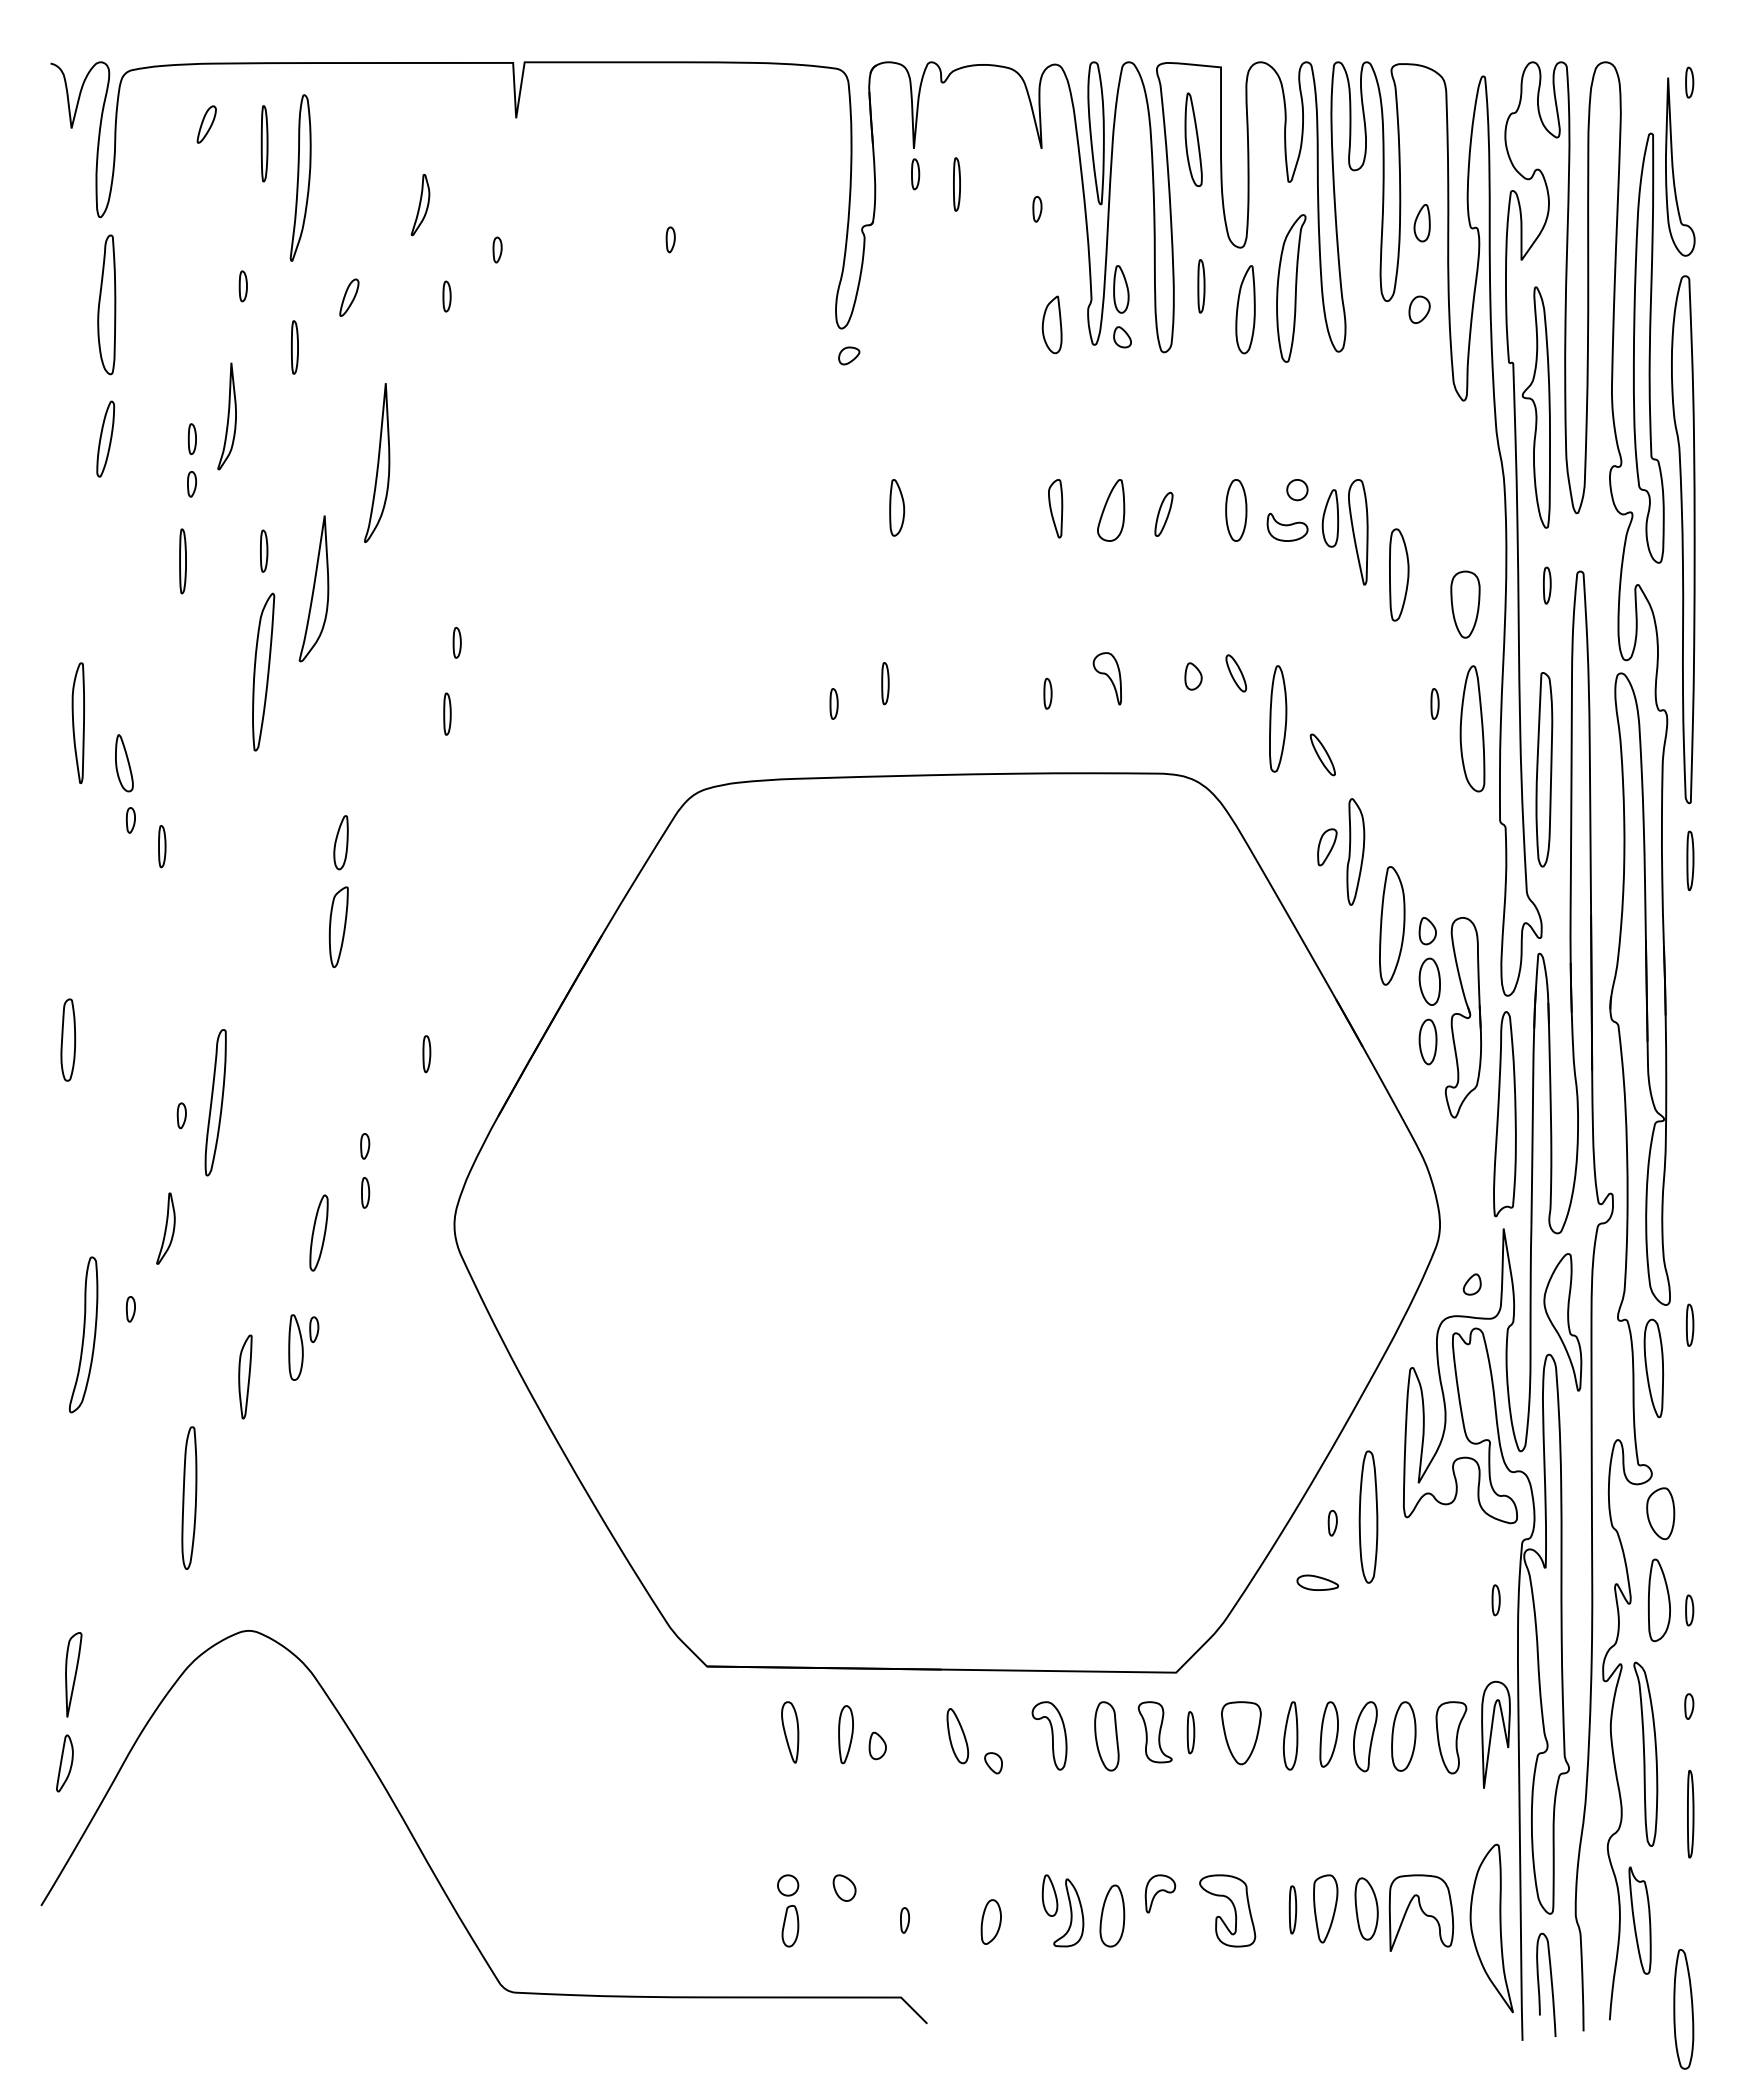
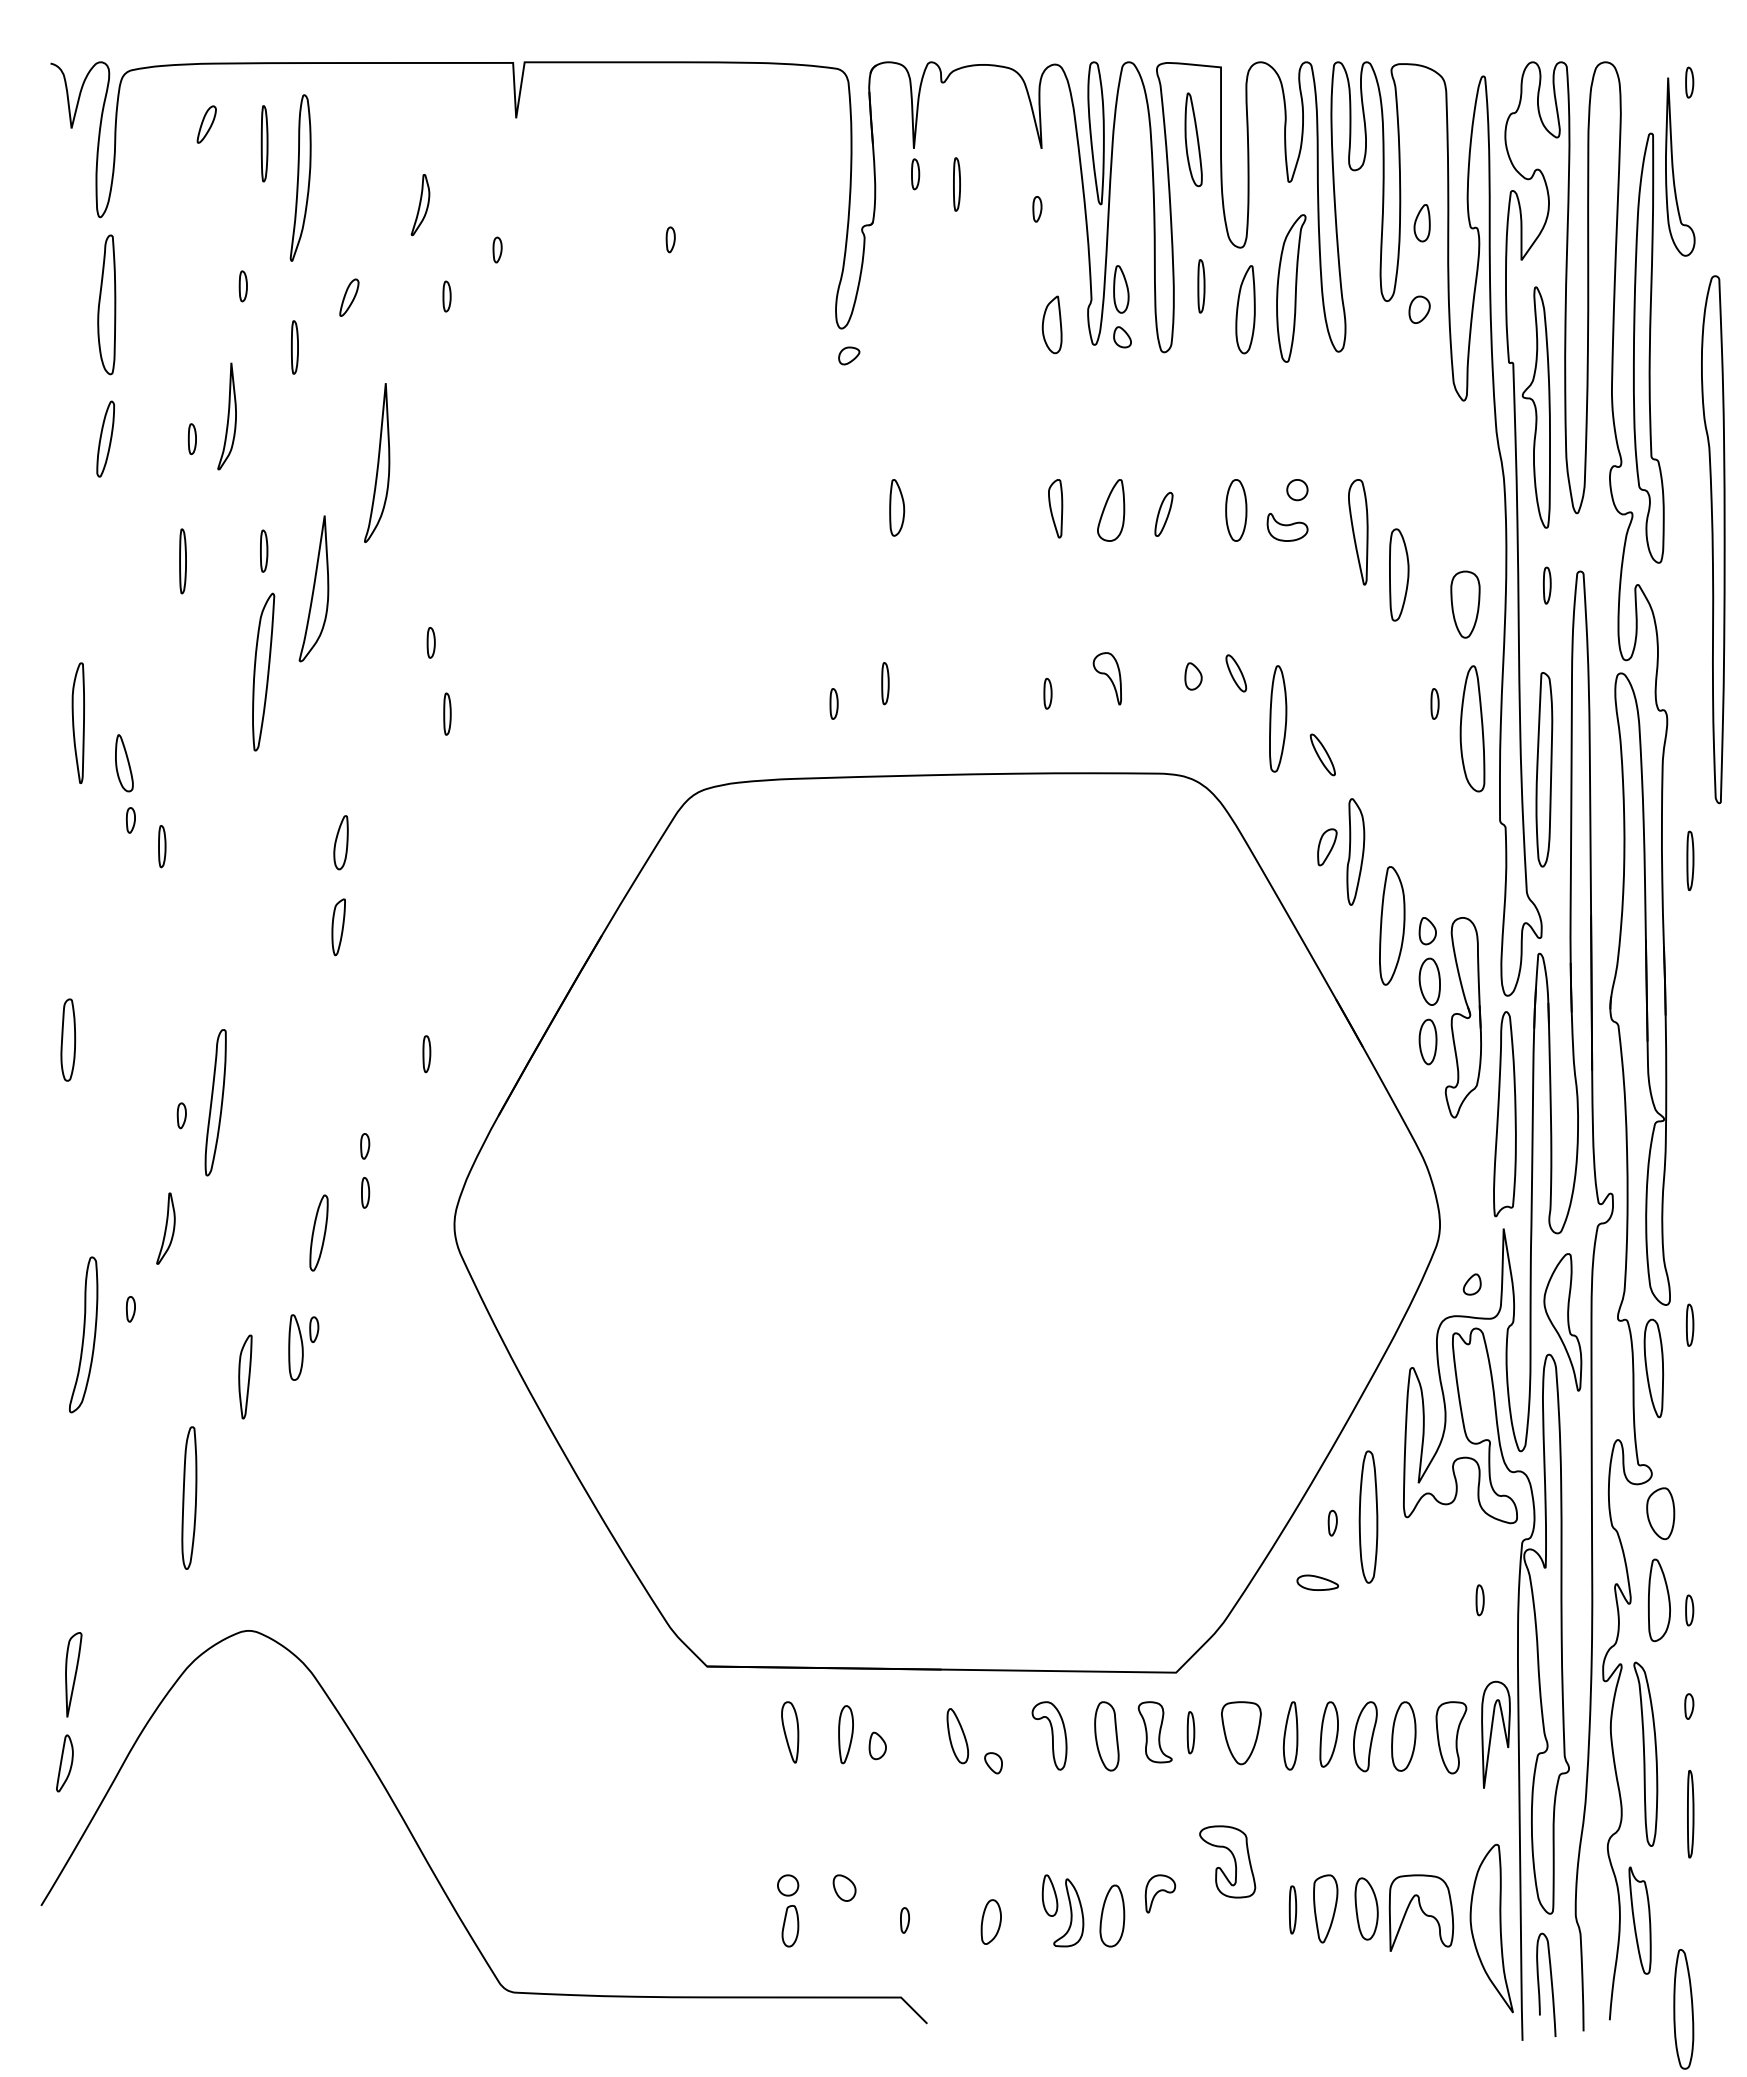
part: present -> none (191, 484)
part: present -> none (1330, 518)
part position: (1683, 539) -> (1713, 539) (1713, 539)
part position: (456, 642) -> (430, 642) (430, 642)
part size: 21x83 px -> 15x59 px (338, 927)
part position: (1495, 1600) -> (1479, 1600) (1479, 1600)
part position: (1233, 1907) -> (1233, 1858) (1233, 1858)
